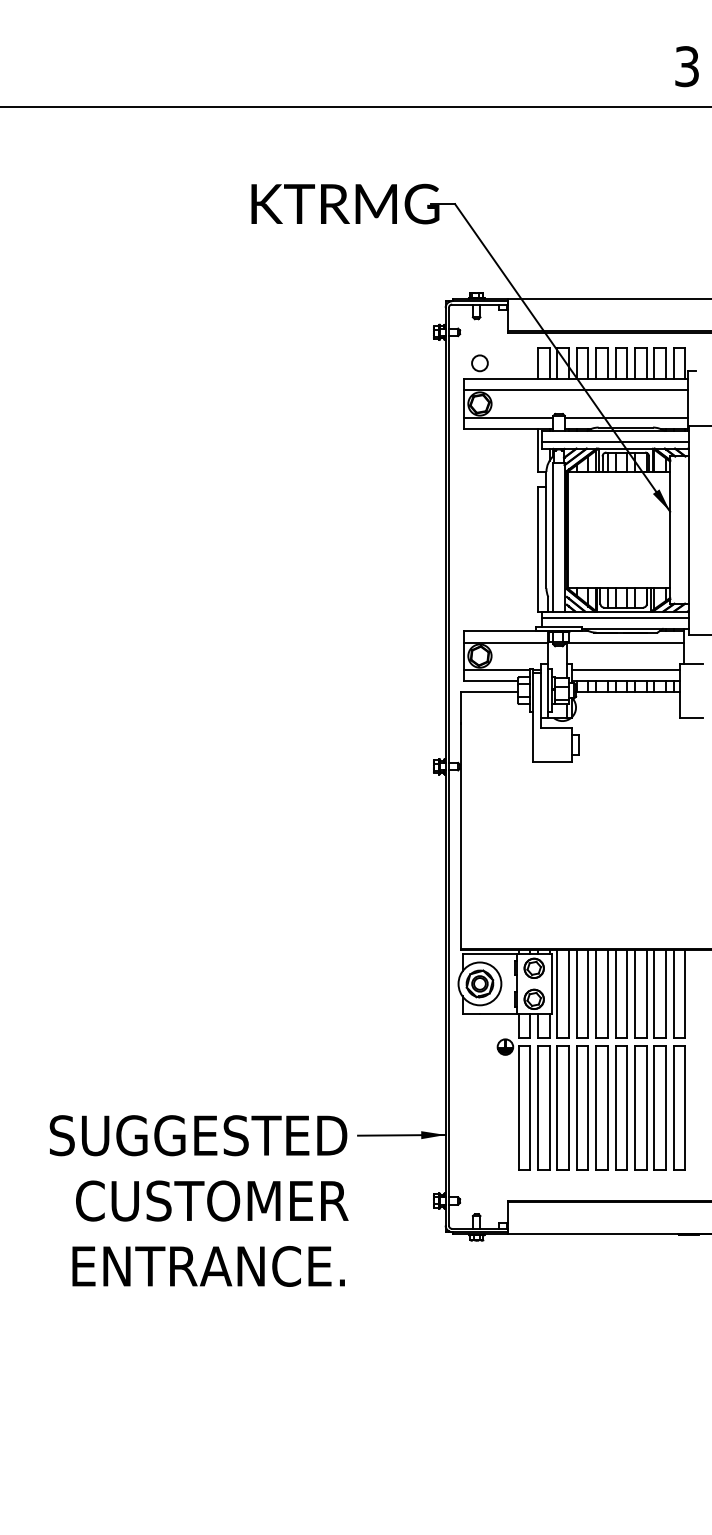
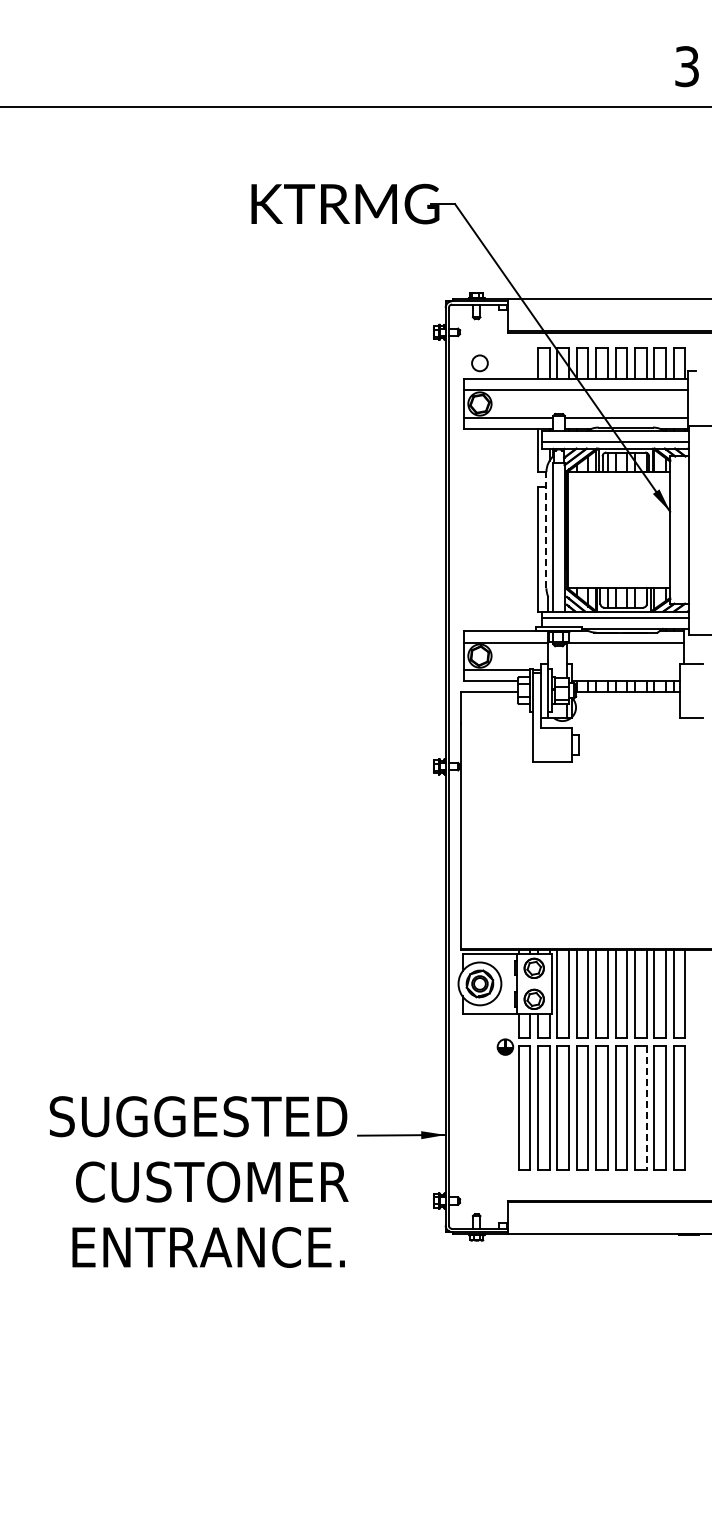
line: solid -> dashed (546, 529)
line: present -> none (625, 669)
line: solid -> dashed (646, 1108)
text position: (198, 1200) -> (198, 1181) (198, 1181)
